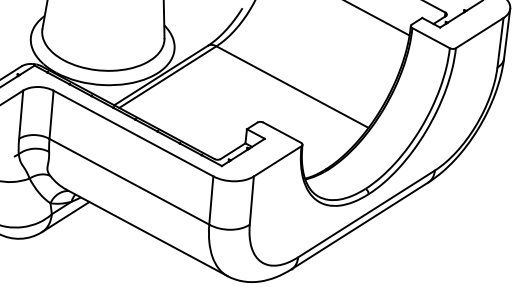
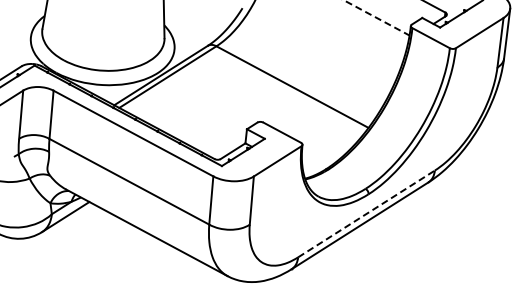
line: solid -> dashed (377, 18)
line: solid -> dashed (366, 213)
